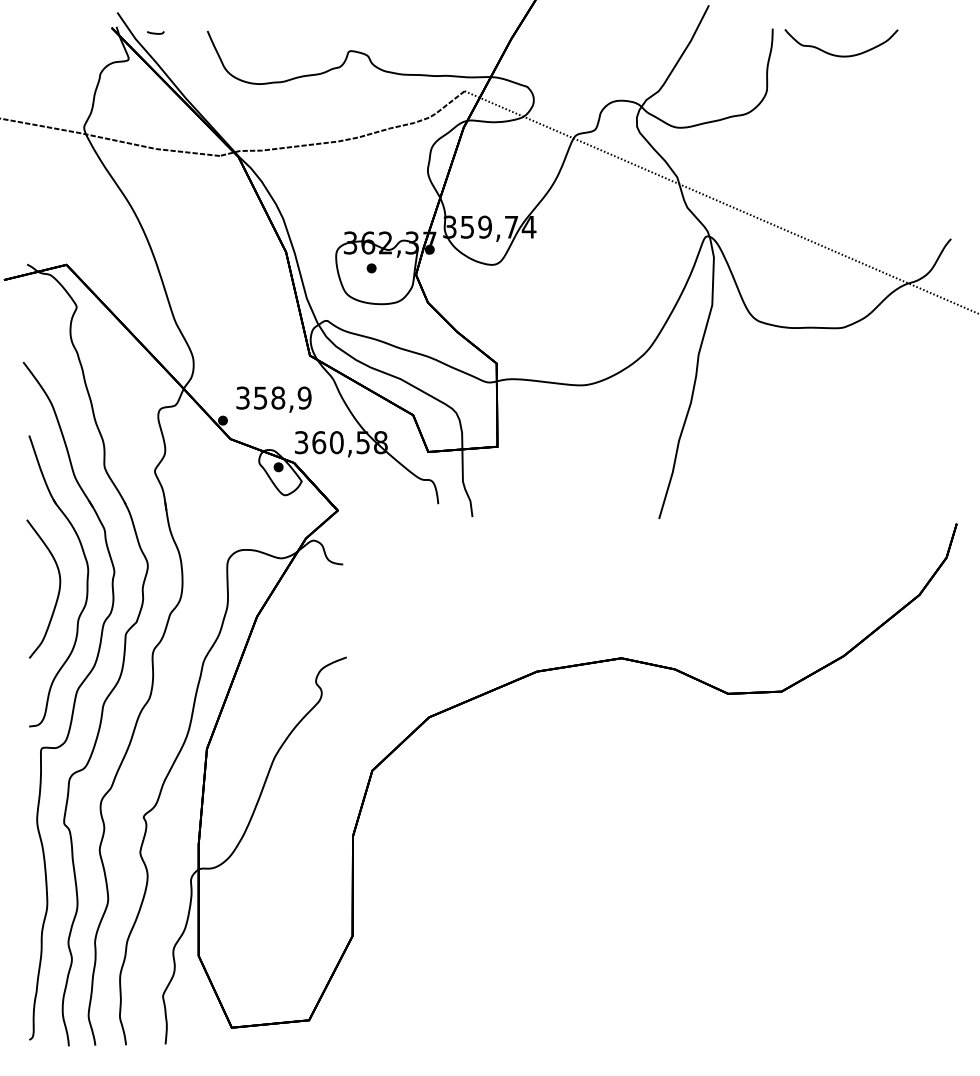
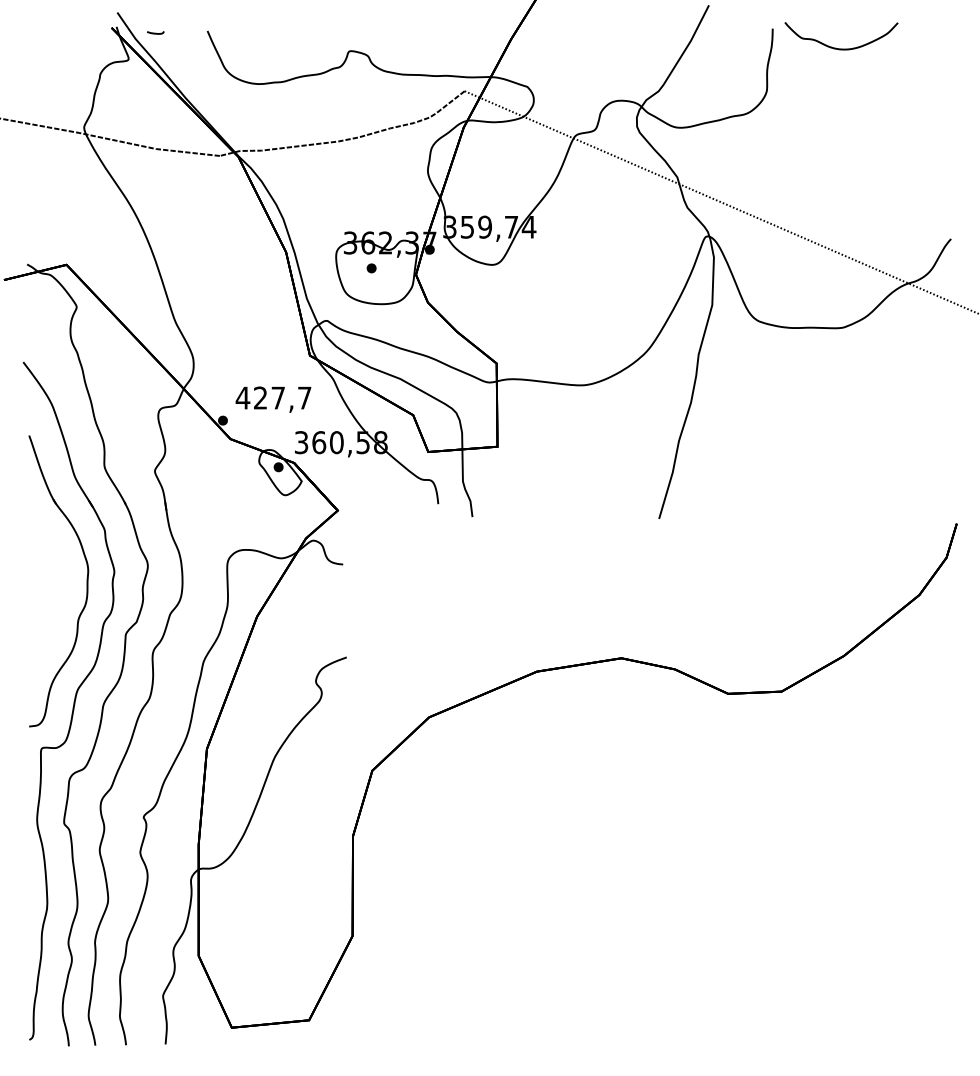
curve position: (841, 55) -> (841, 48) (841, 48)
text: 358,9 -> 427,7 (273, 397)
curve: present -> none (58, 588)
